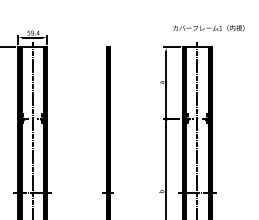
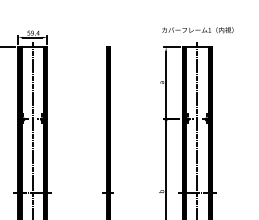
text position: (208, 28) -> (197, 30) (197, 30)
